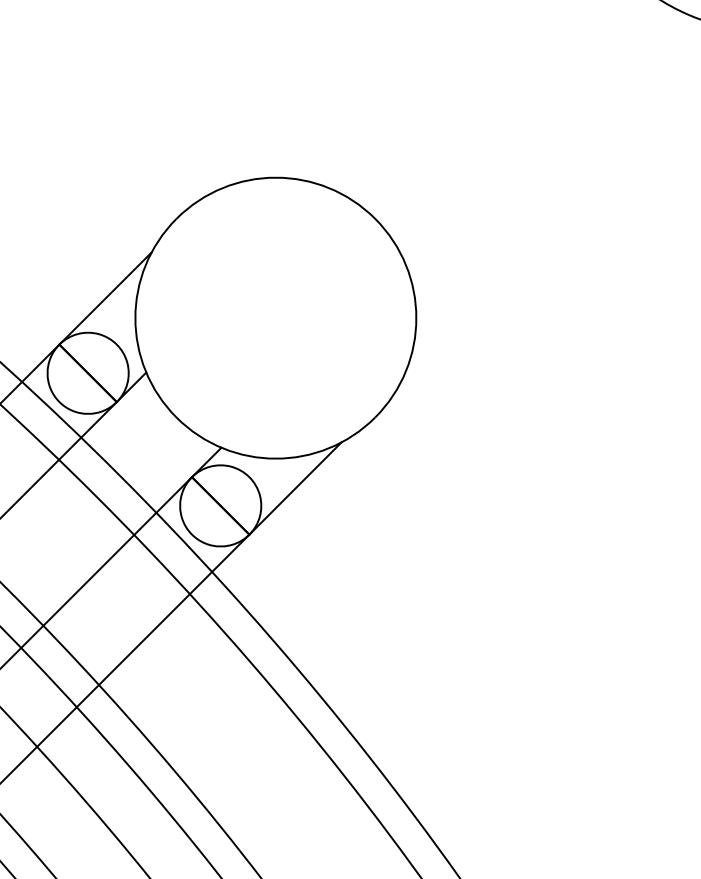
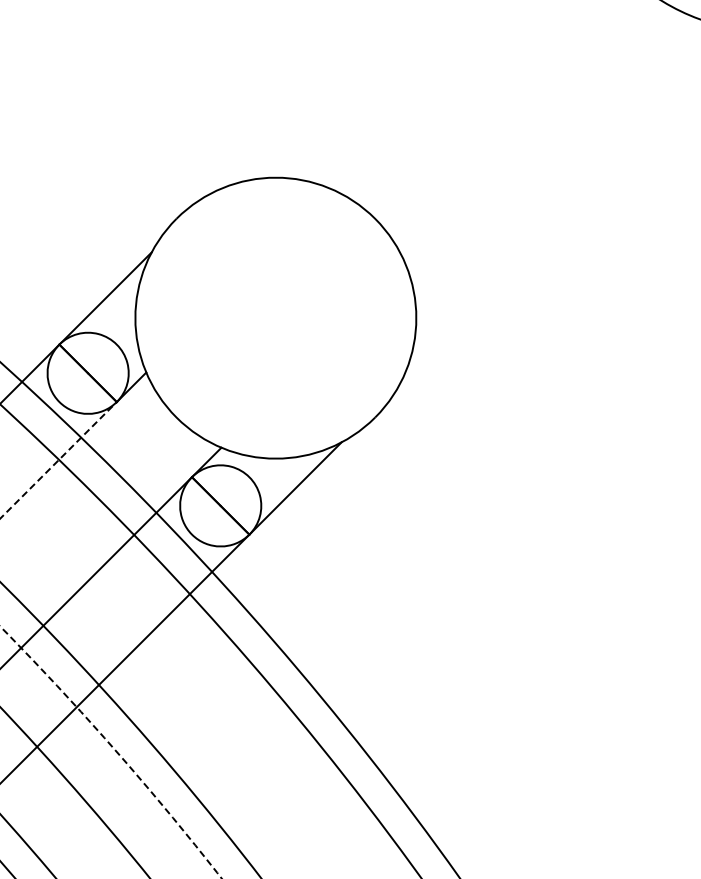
line: solid -> dashed (58, 460)
arc: solid -> dashed (114, 749)
